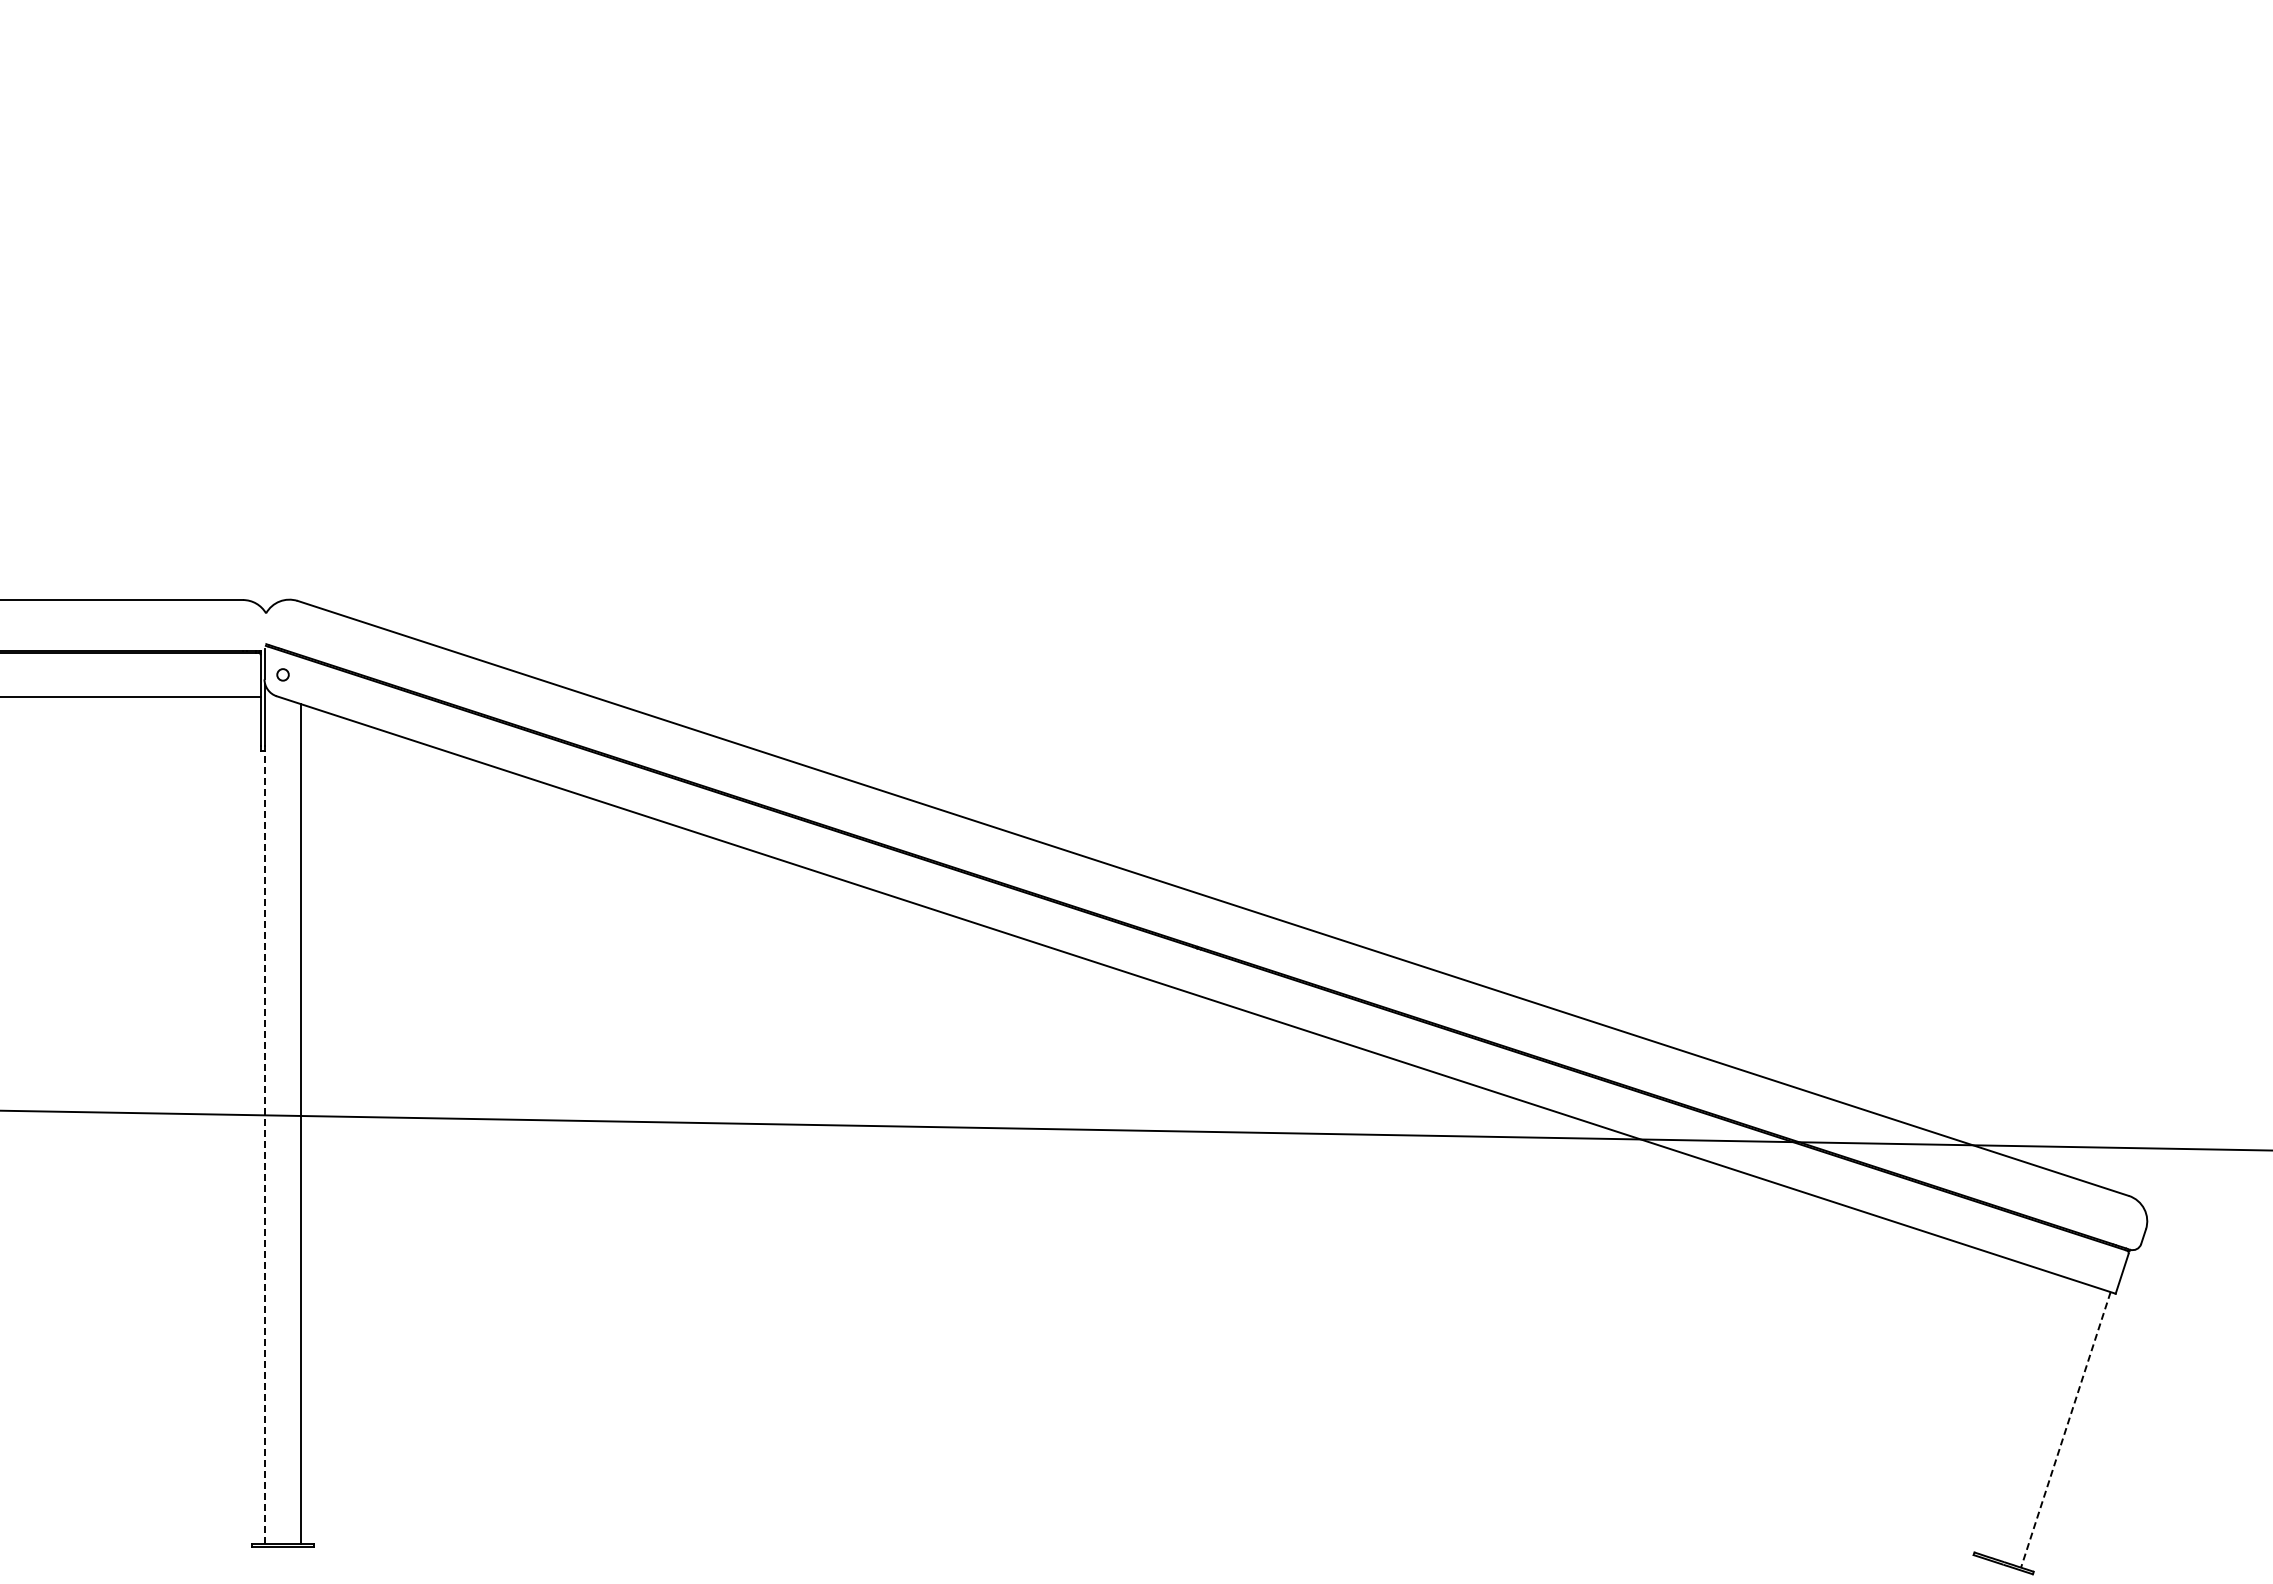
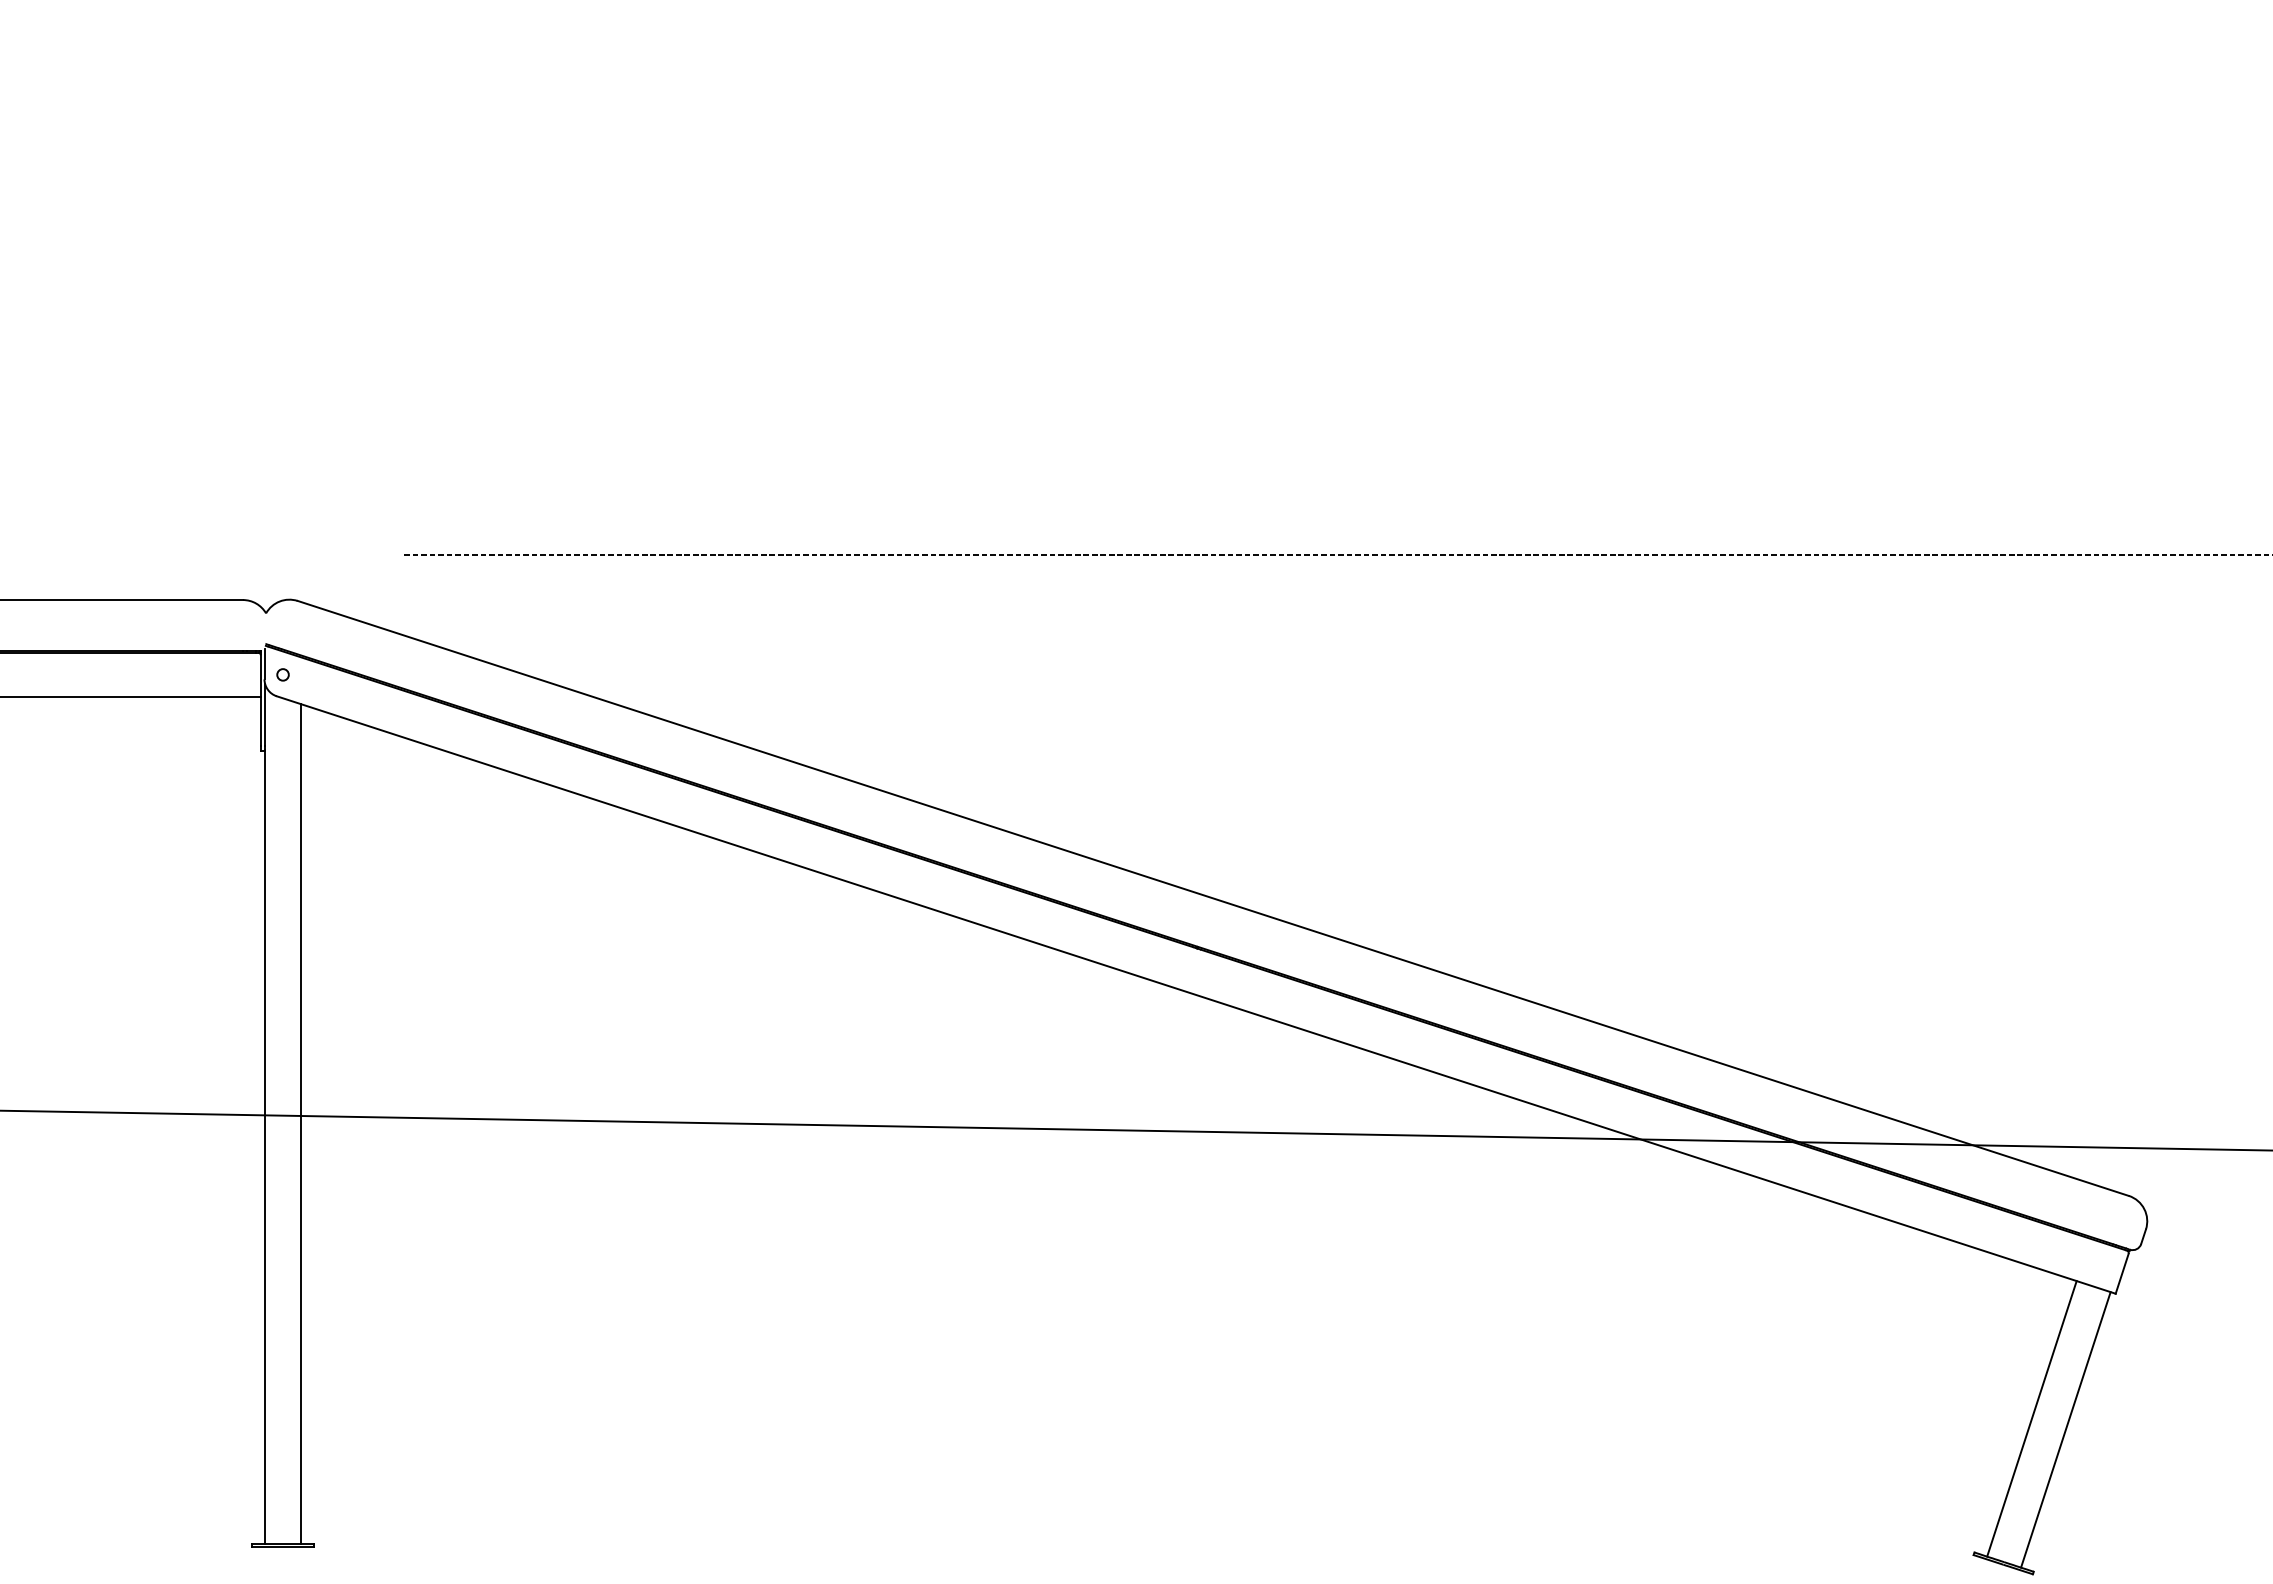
line: none -> present (1336, 555)
line: dashed -> solid (265, 1147)
line: none -> present (2031, 1418)
line: dashed -> solid (2065, 1429)
